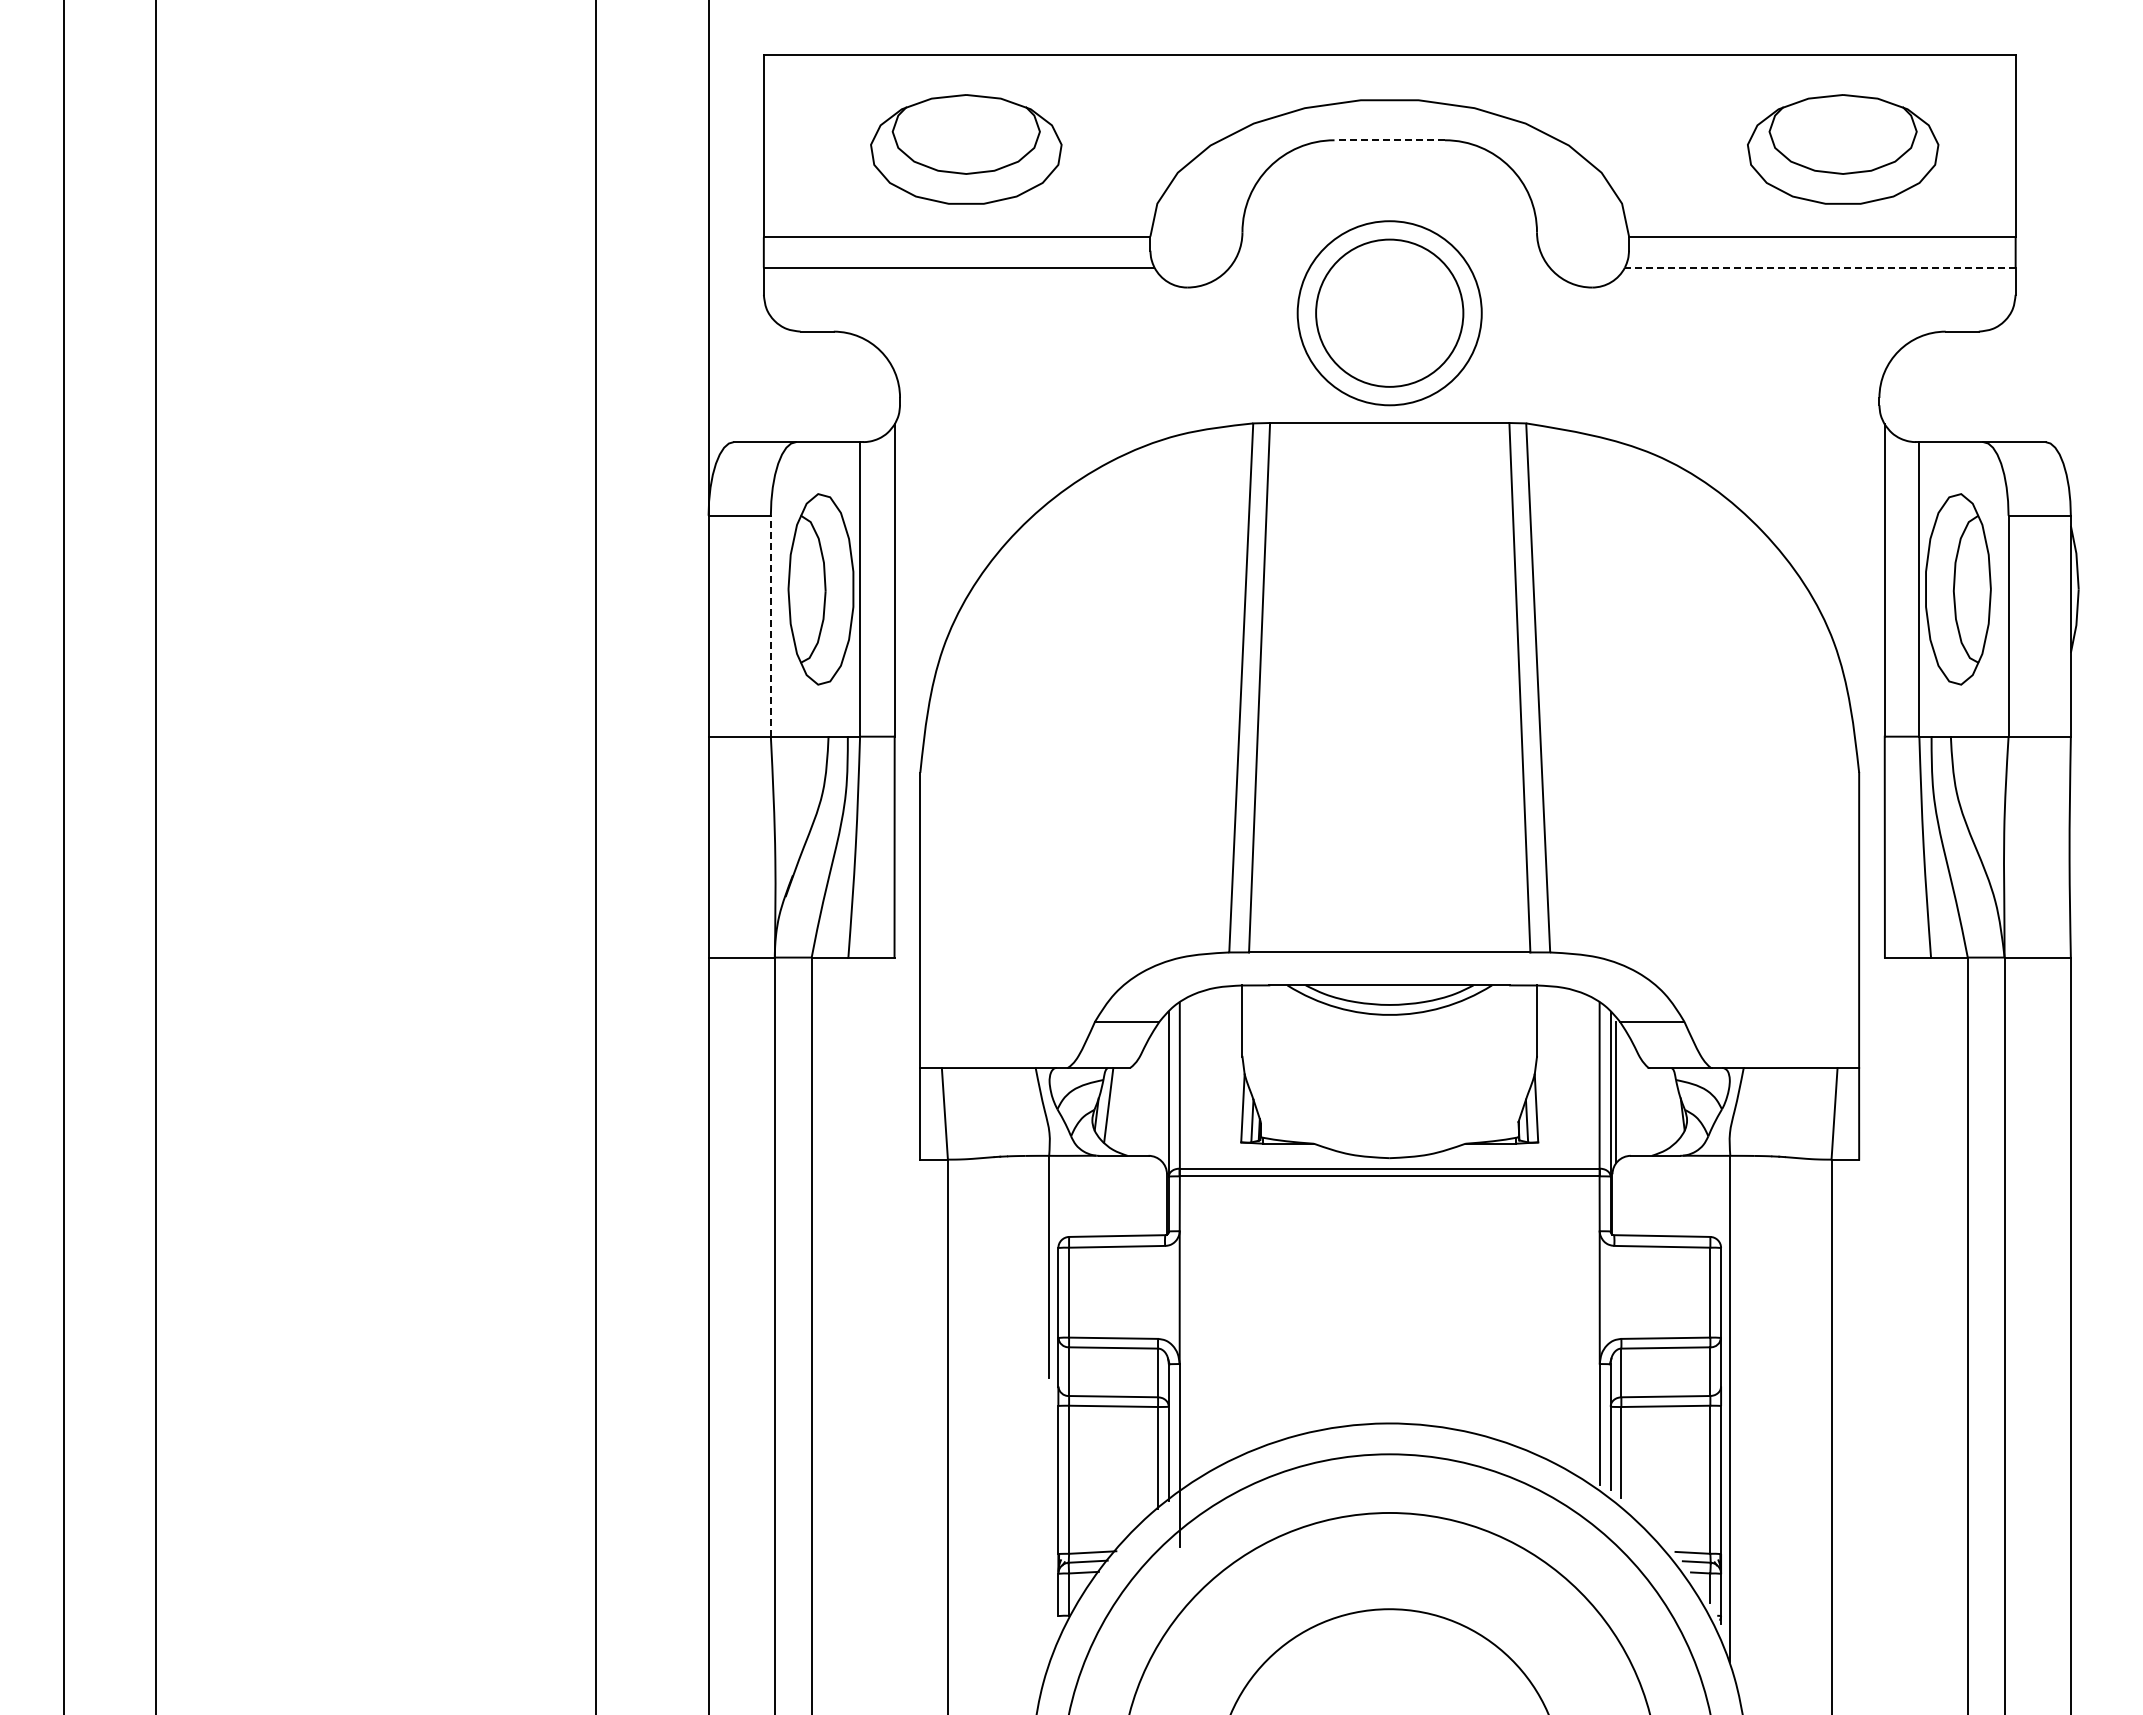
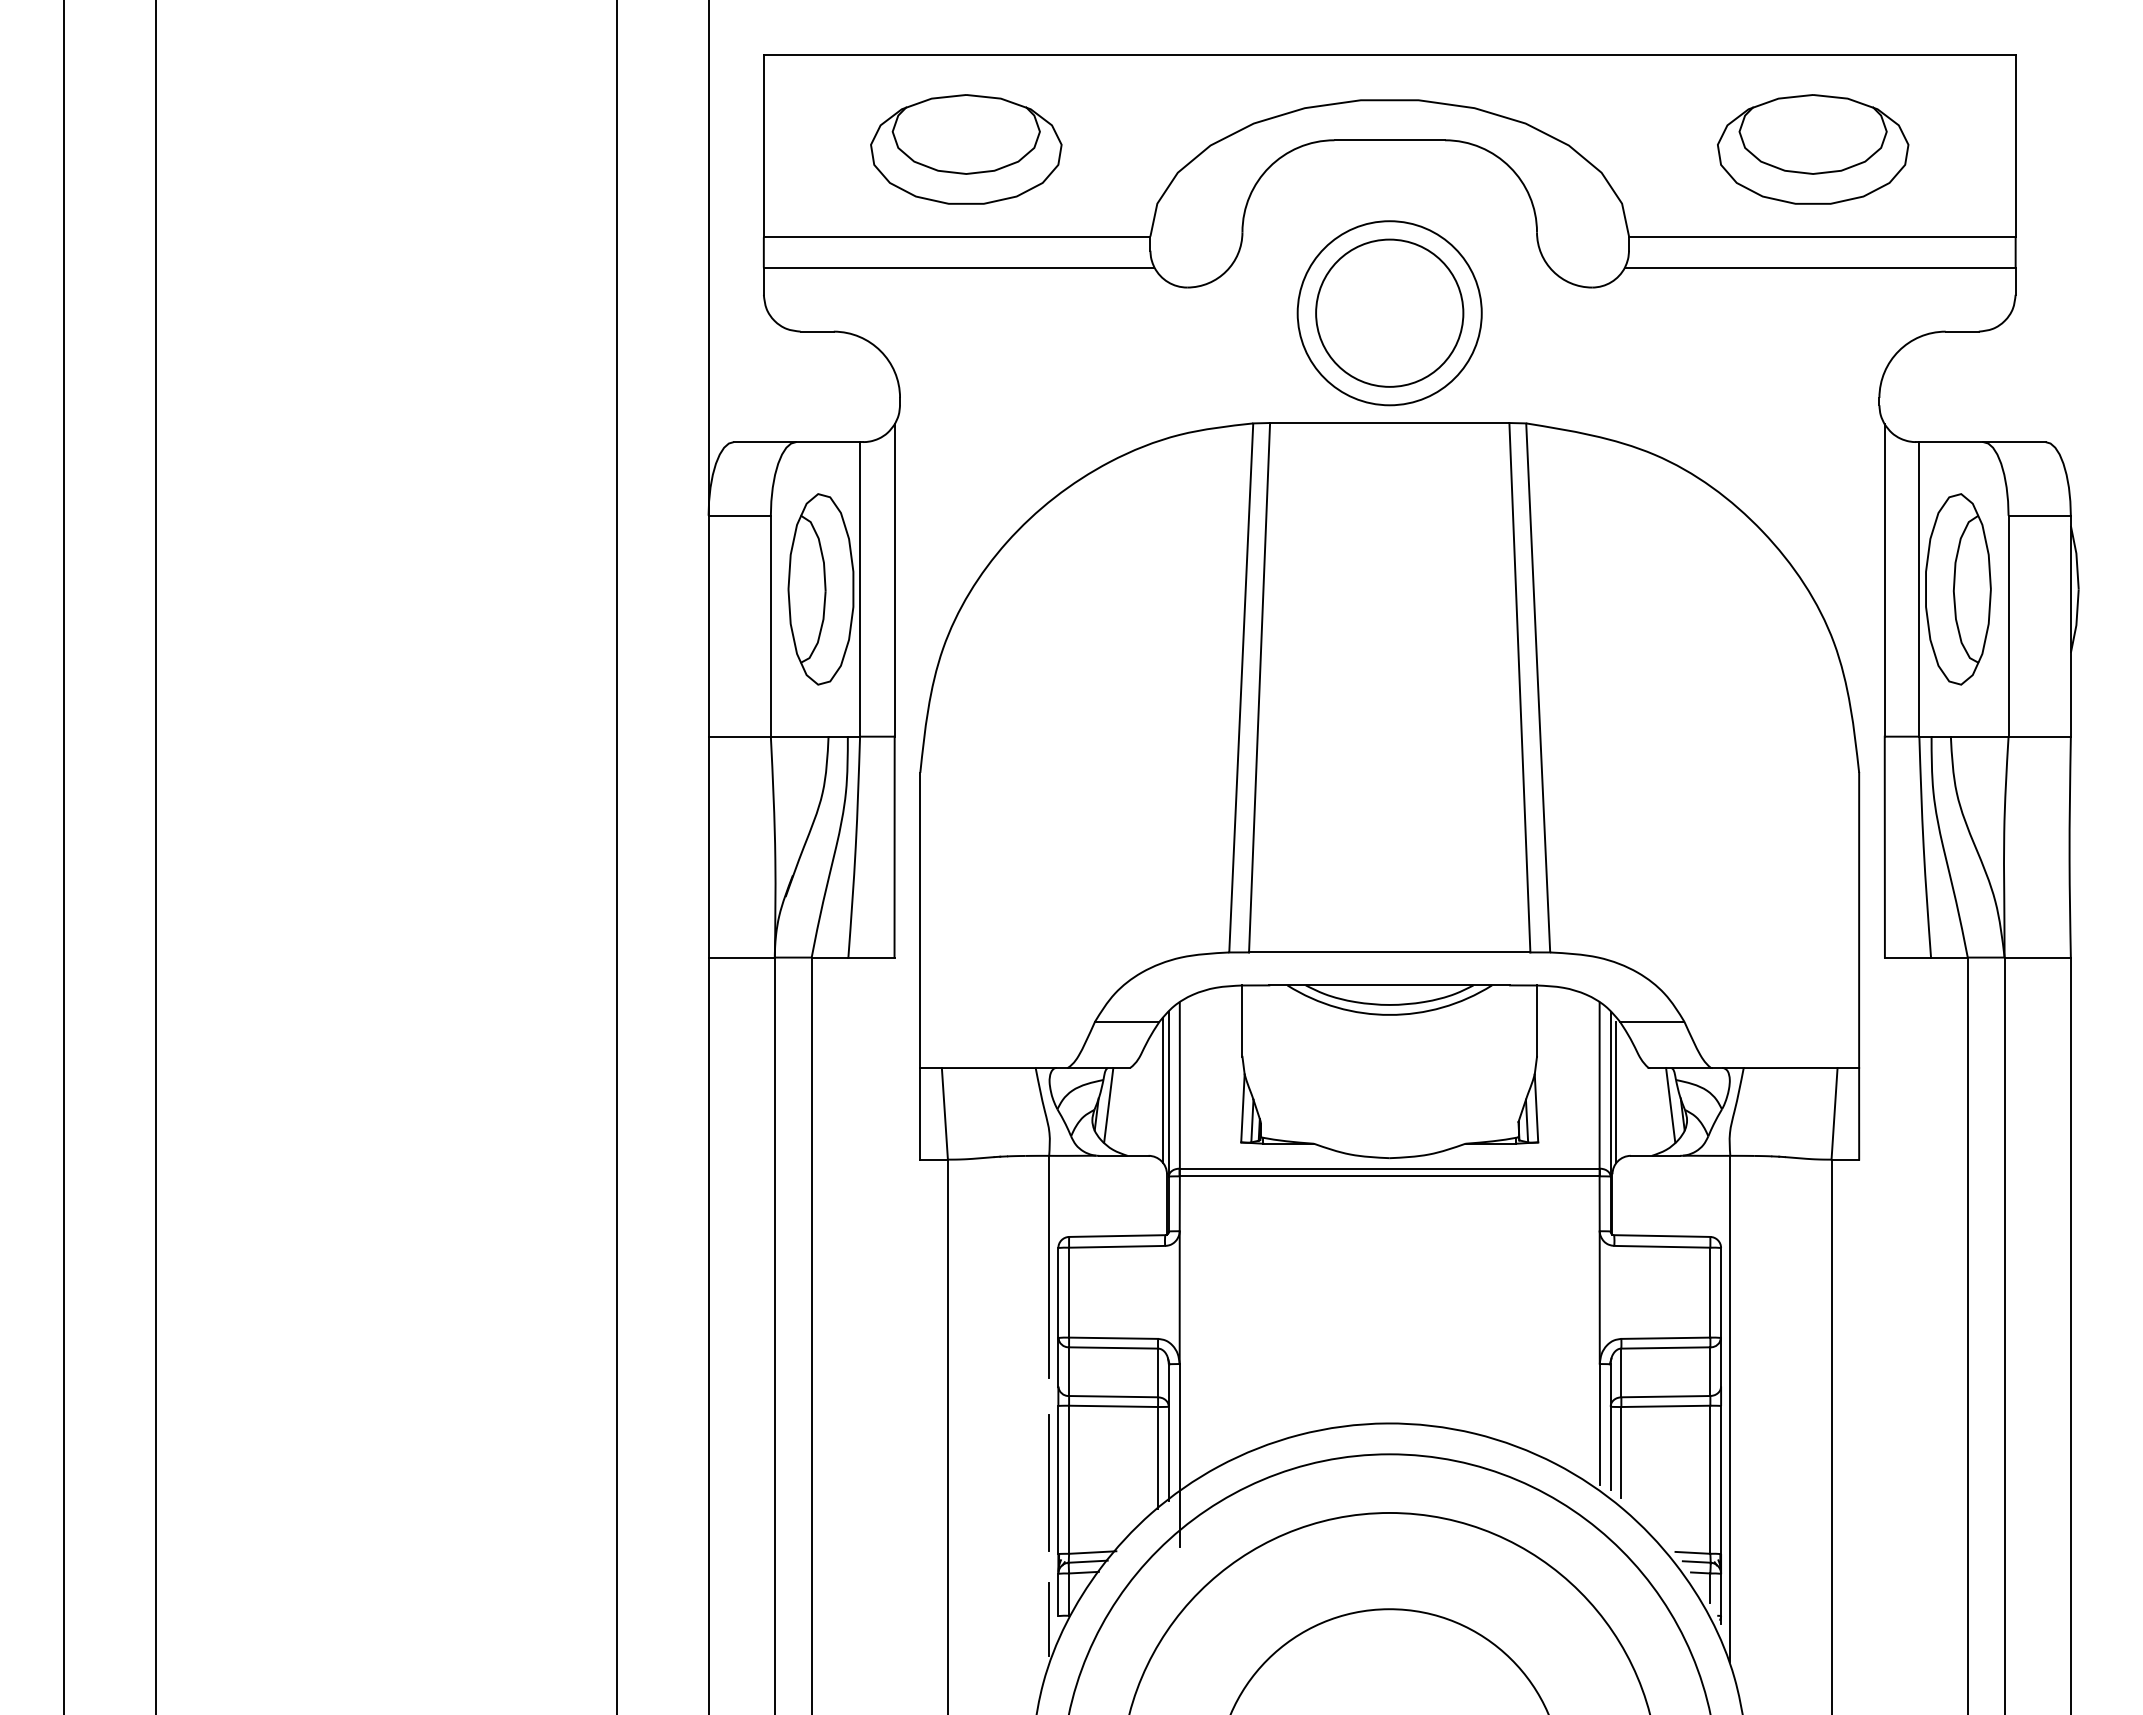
line: dashed -> solid (1389, 140)
part position: (1843, 149) -> (1813, 149) (1813, 149)
line: dashed -> solid (1819, 267)
line: dashed -> solid (770, 625)
line position: (595, 856) -> (616, 856) (616, 856)
line: none -> present (1163, 1090)
line: none -> present (1670, 1105)
line: none -> present (1049, 1482)
line: none -> present (1049, 1619)
